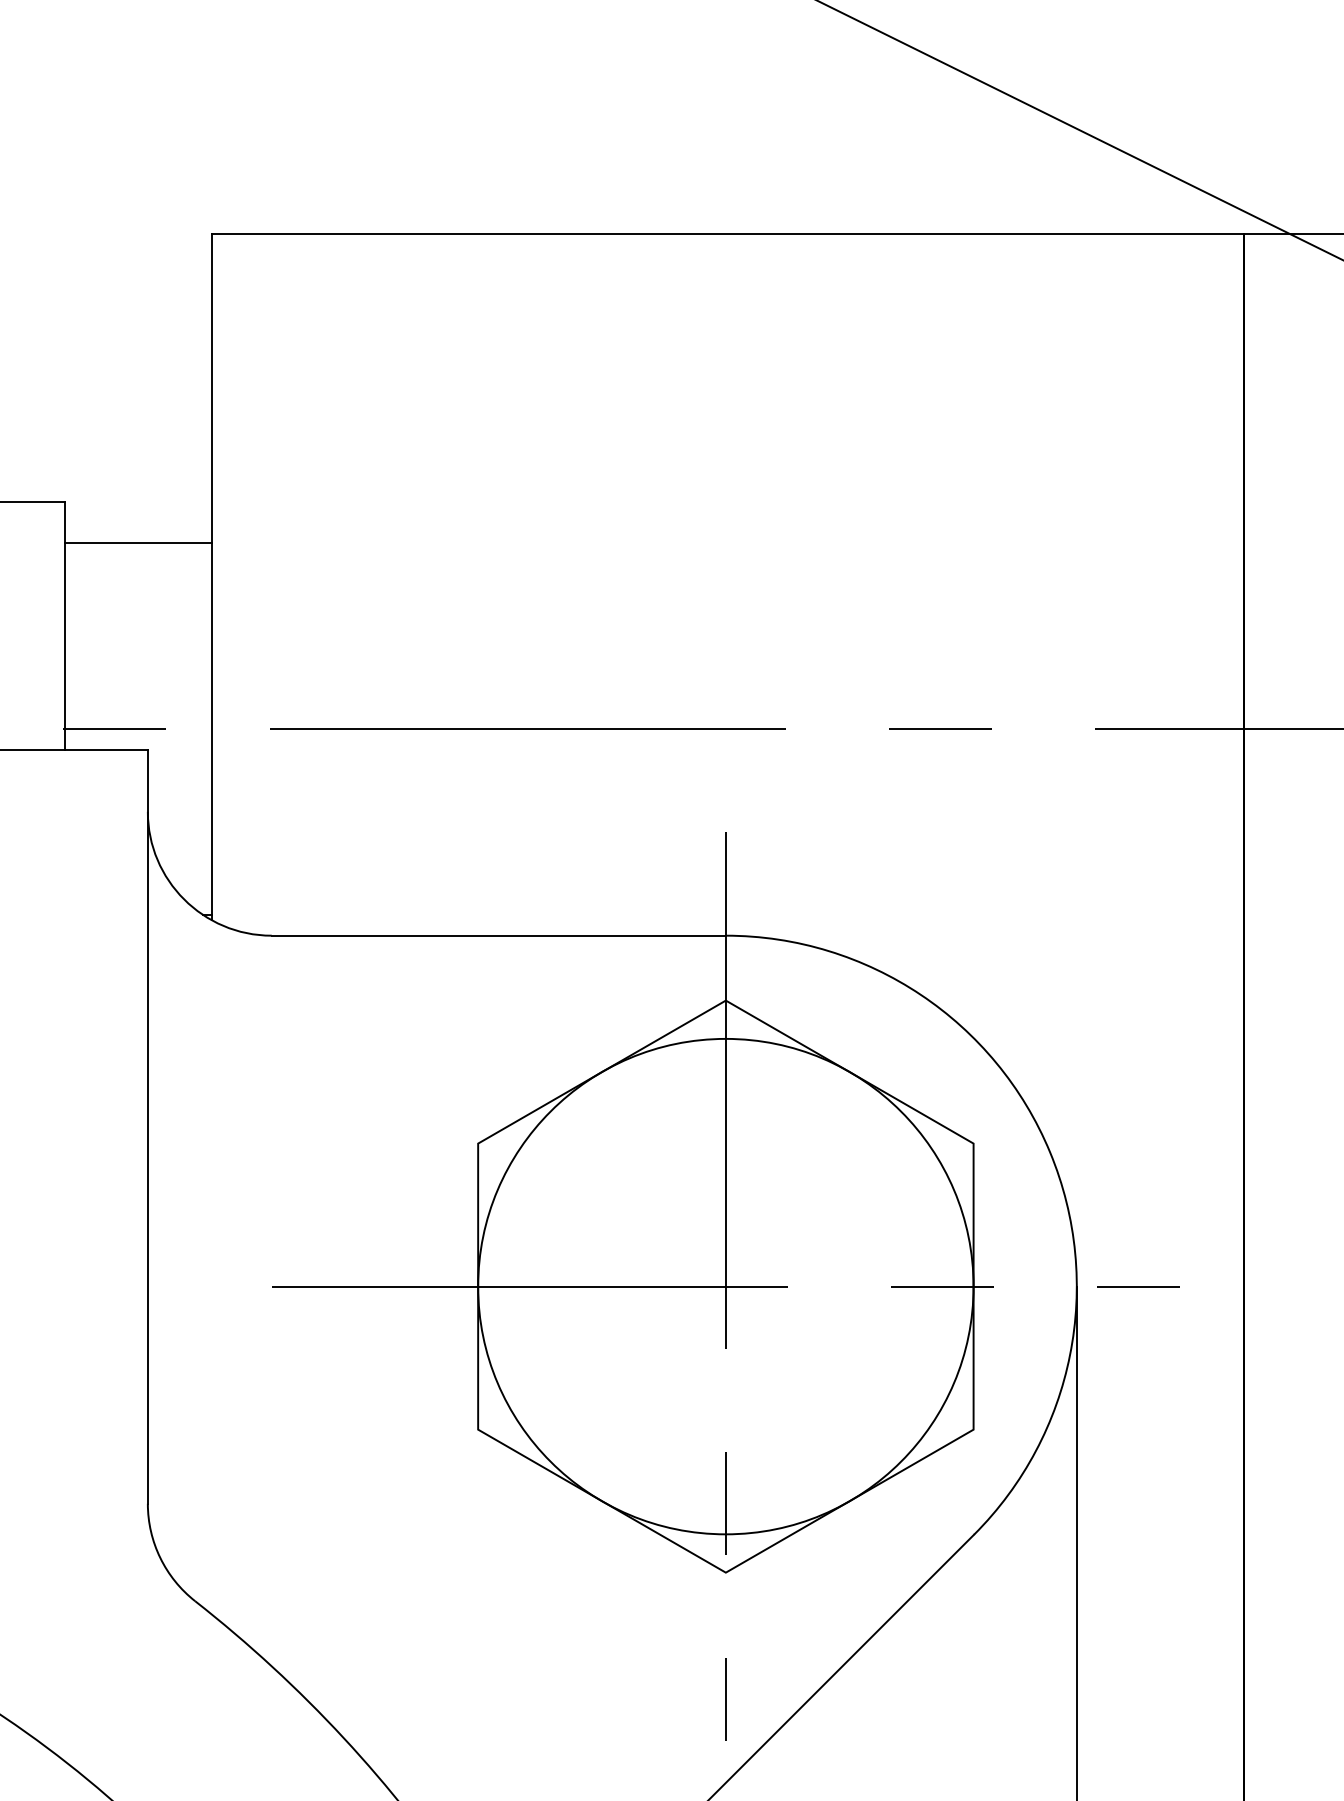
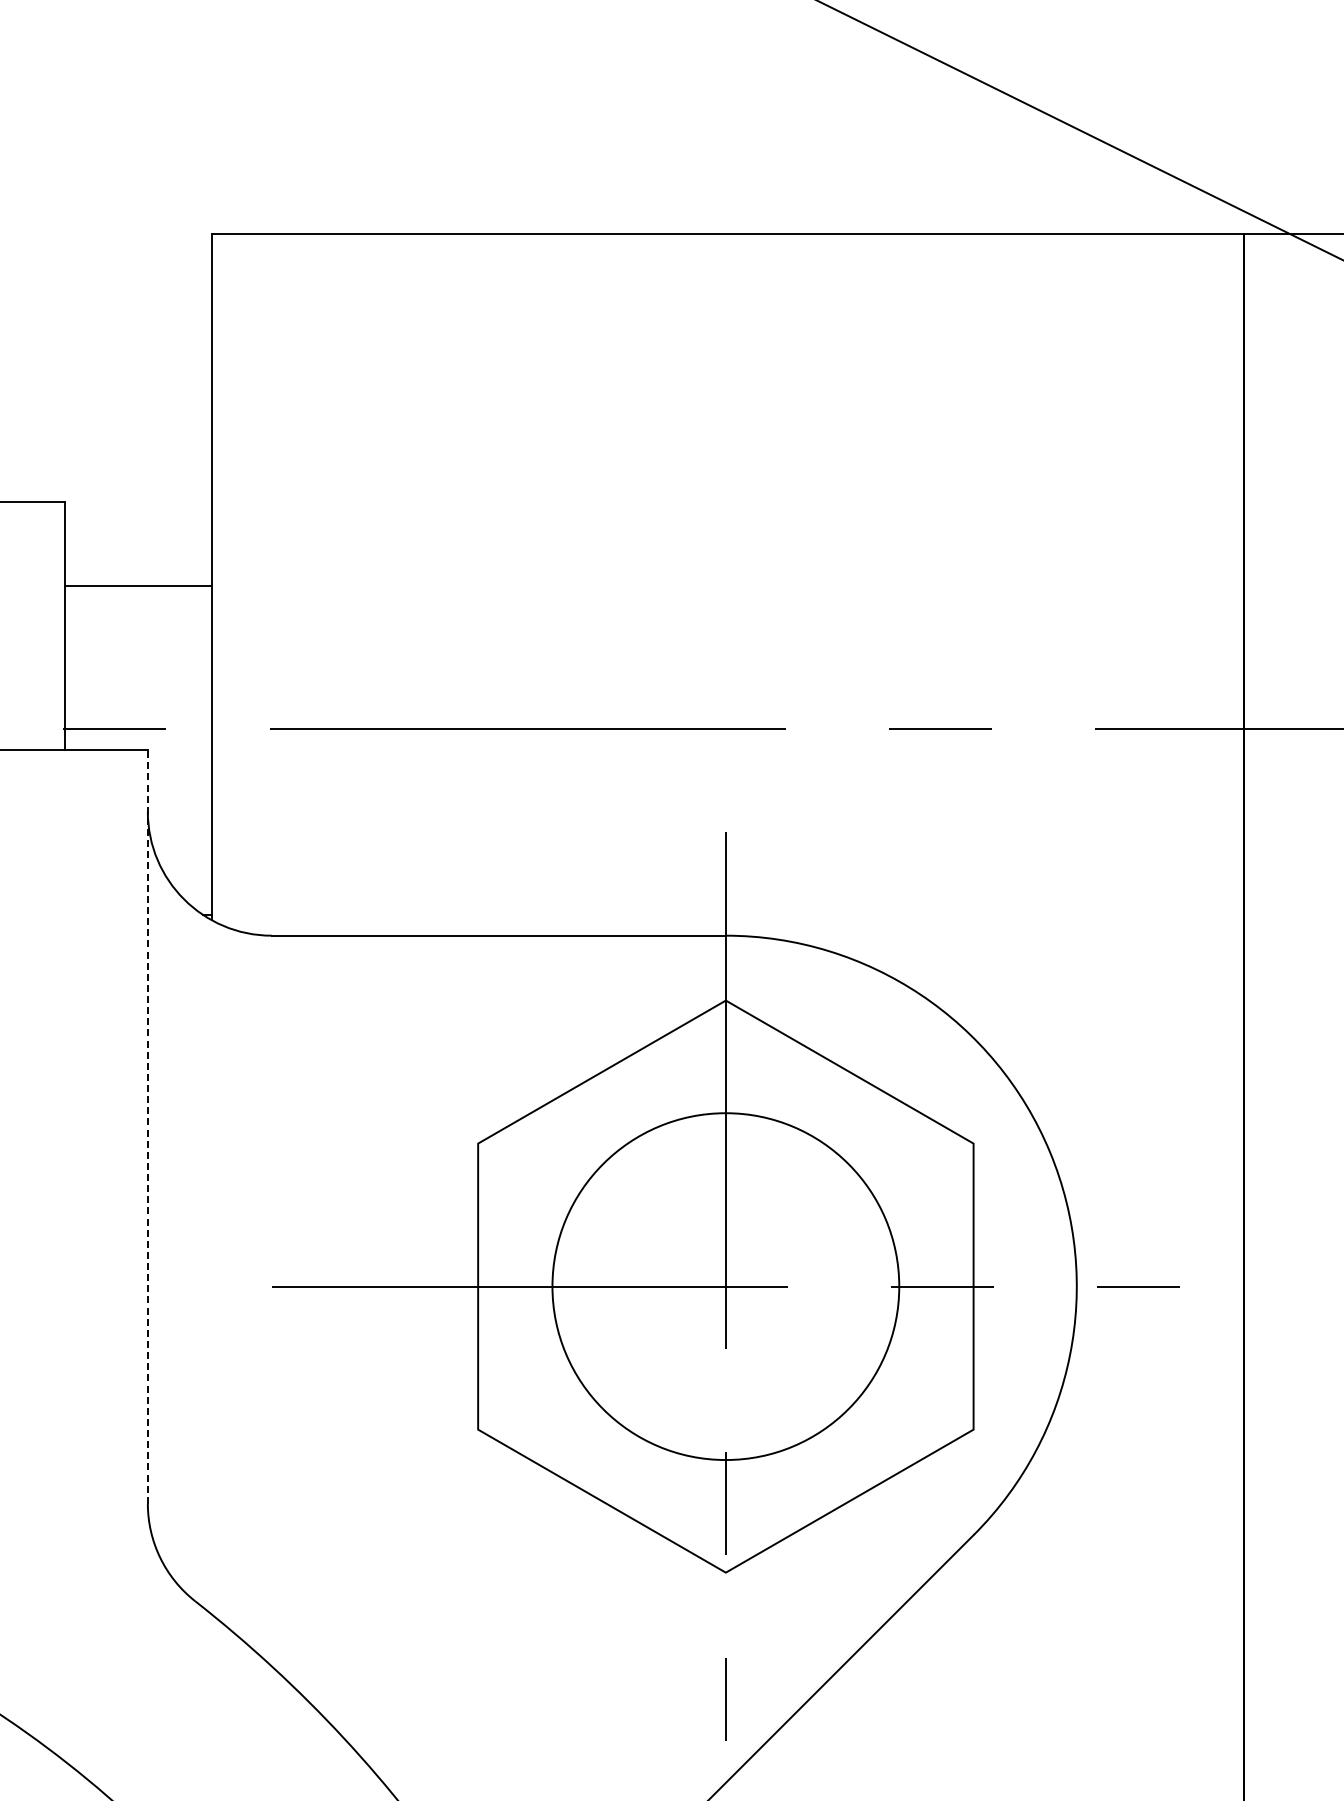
line position: (138, 543) -> (138, 586) (138, 586)
line: solid -> dashed (147, 1126)
circle diameter: 495 px -> 347 px (725, 1286)
line: present -> none (1076, 1541)
